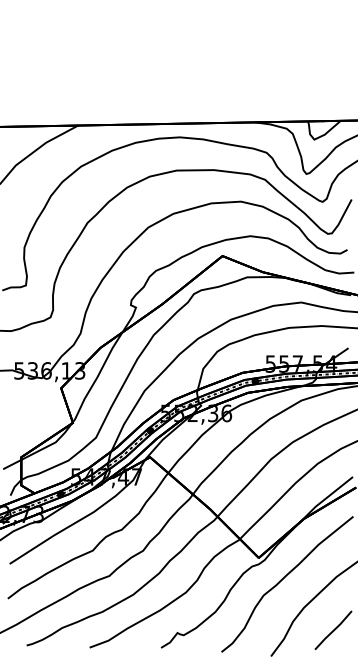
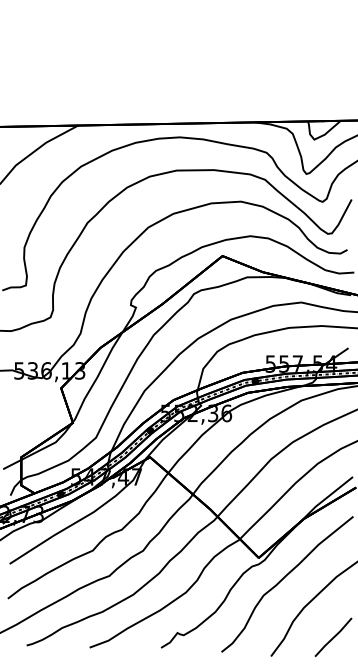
line position: (333, 629) -> (333, 636) (333, 636)
